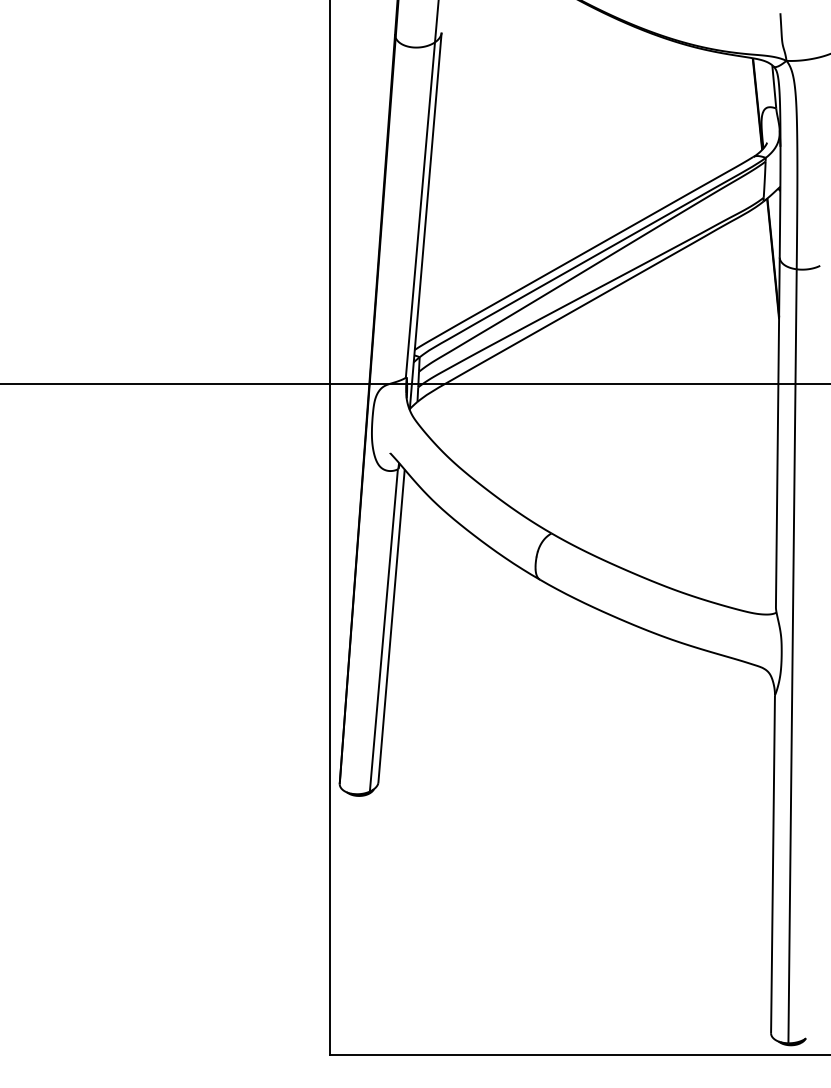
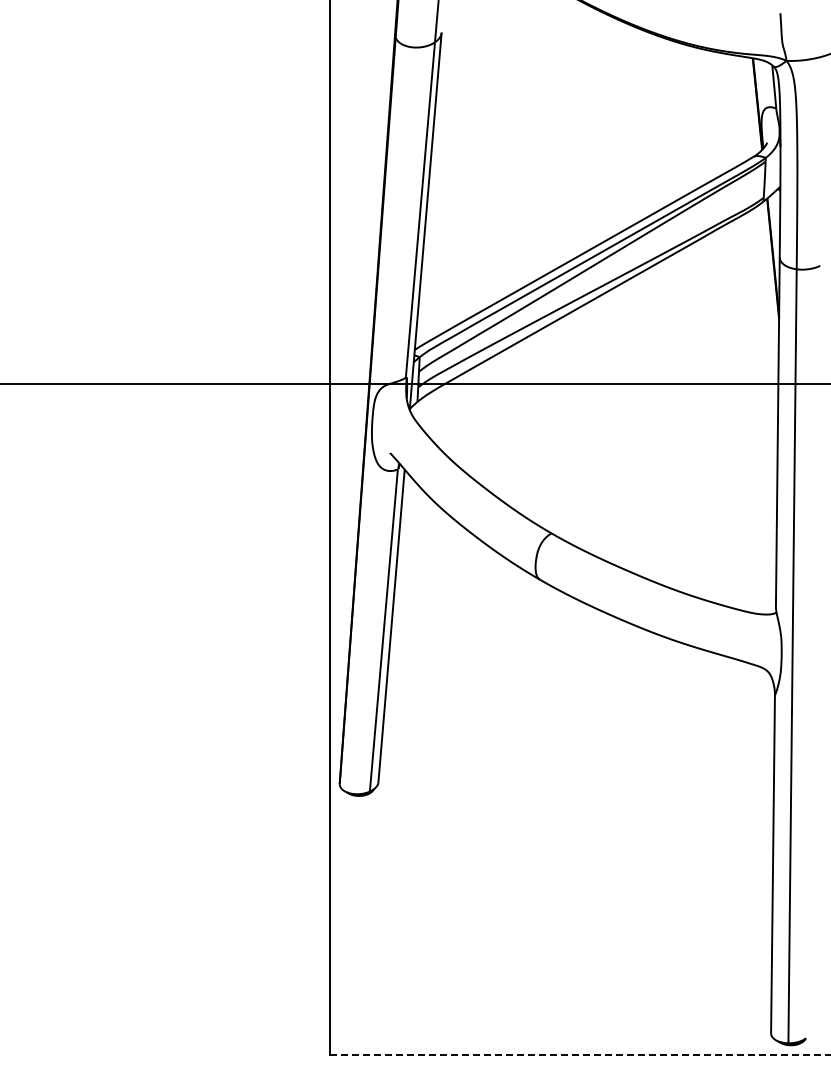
line: solid -> dashed (580, 1055)
